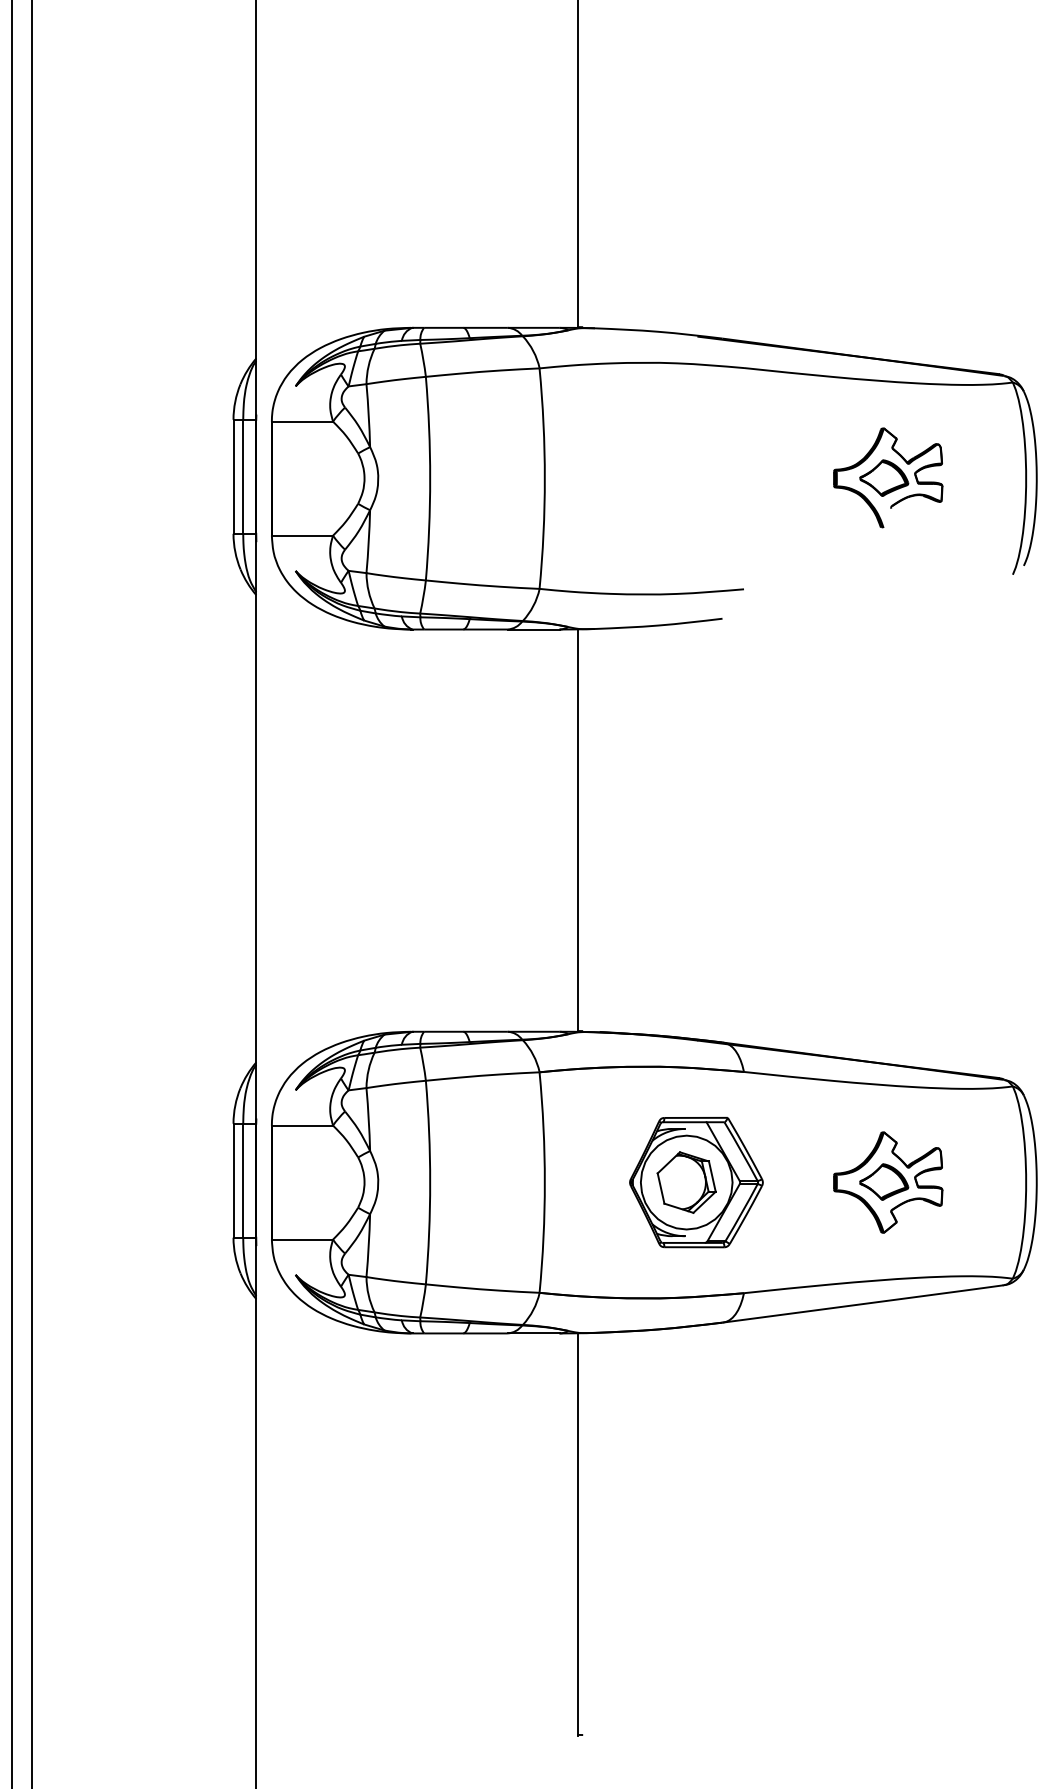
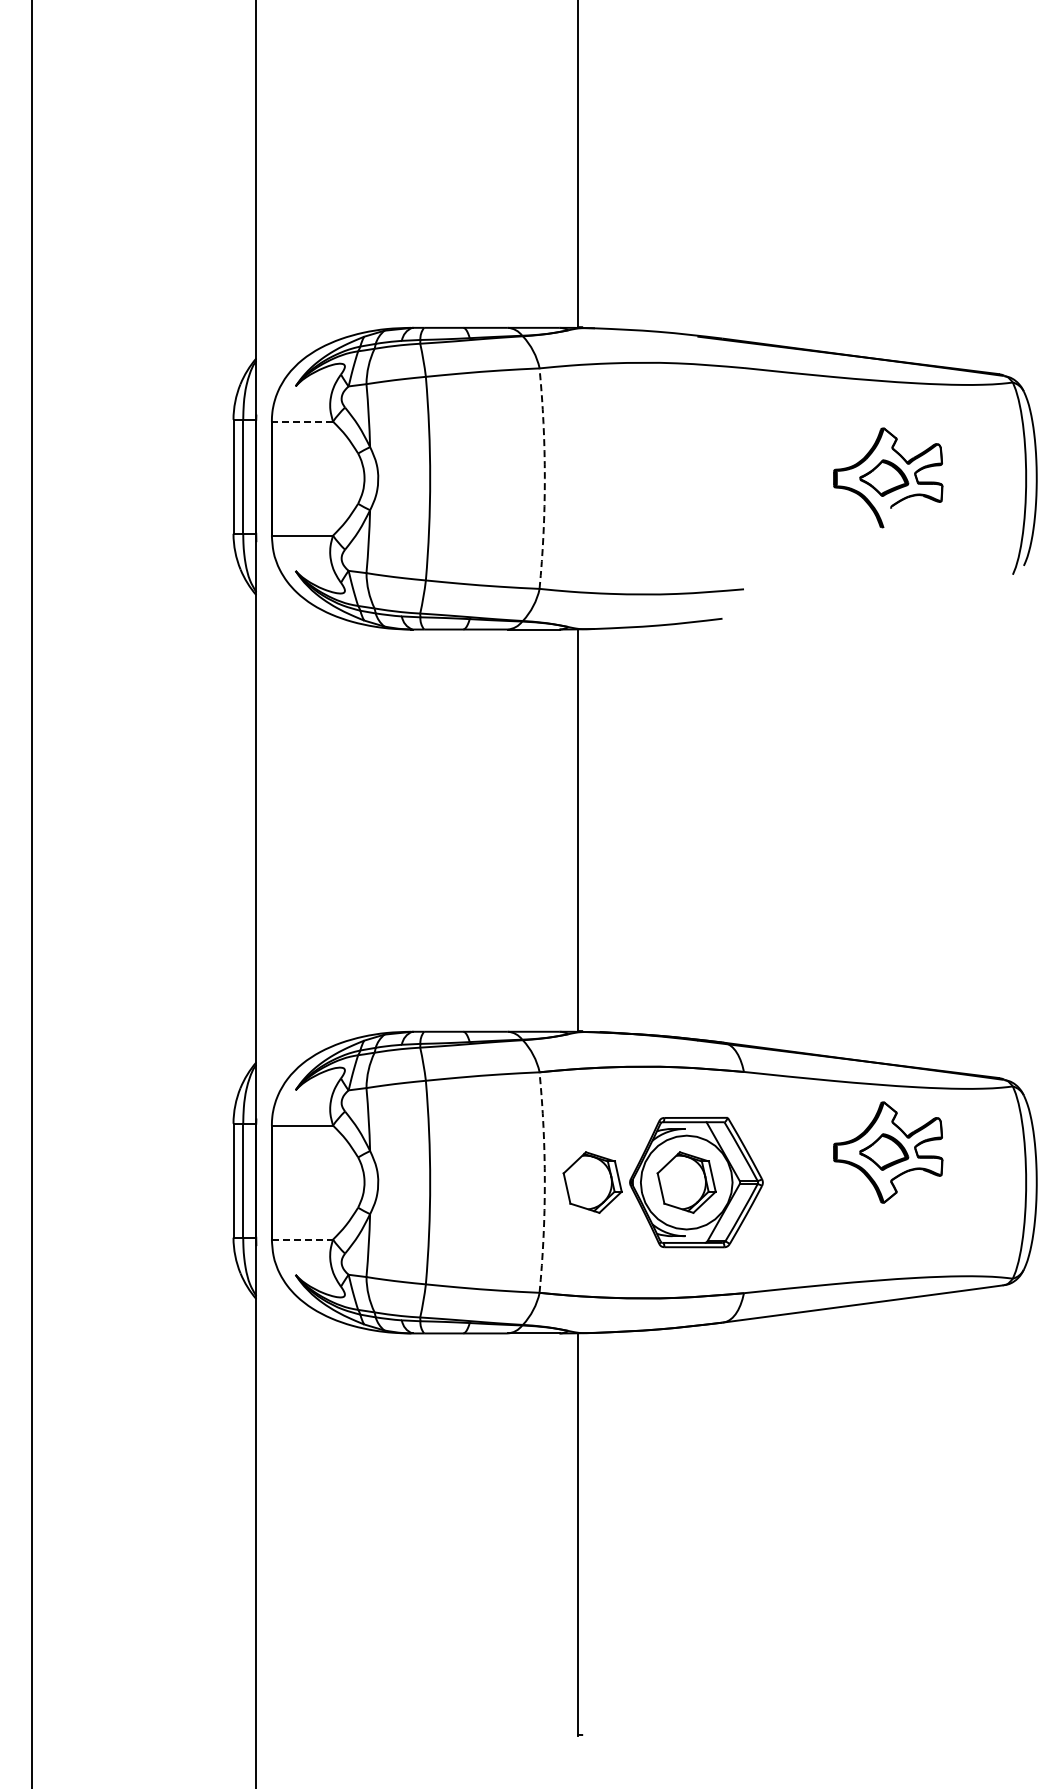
line: solid -> dashed (302, 421)
arc: solid -> dashed (544, 478)
line: present -> none (11, 893)
arc: solid -> dashed (544, 1182)
part: none -> present (592, 1182)
part position: (888, 1182) -> (888, 1152) (888, 1152)
line: solid -> dashed (302, 1239)
